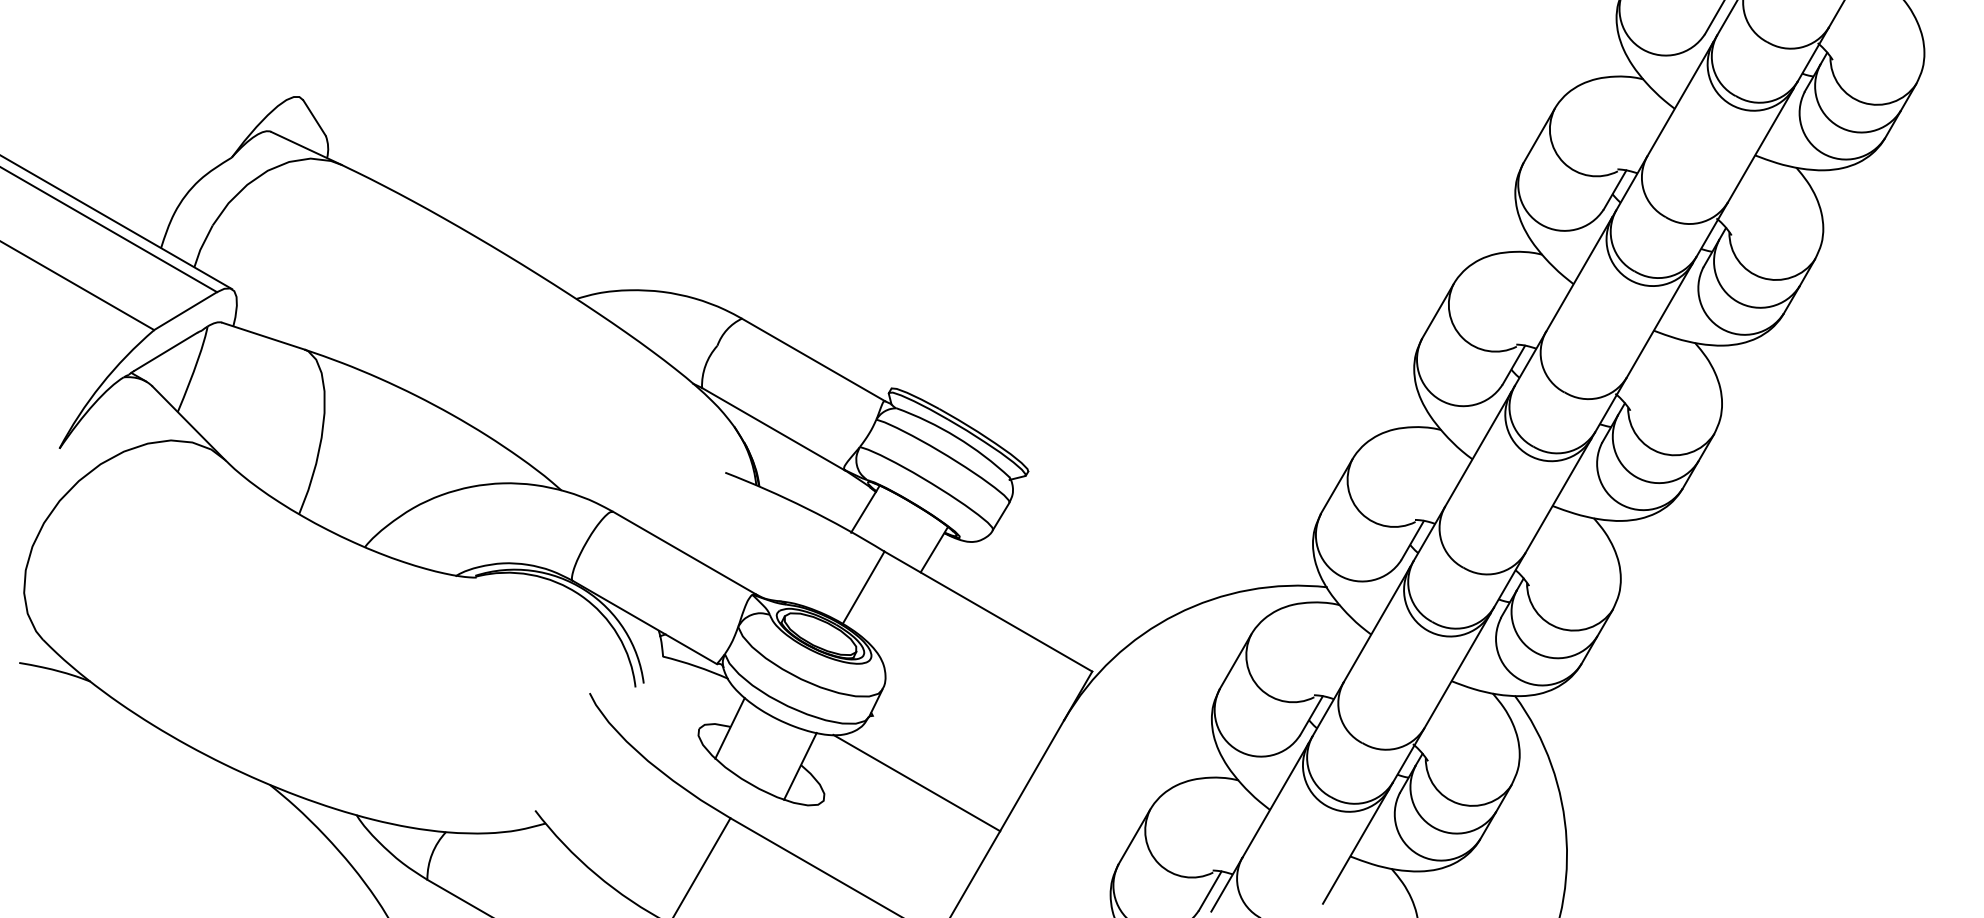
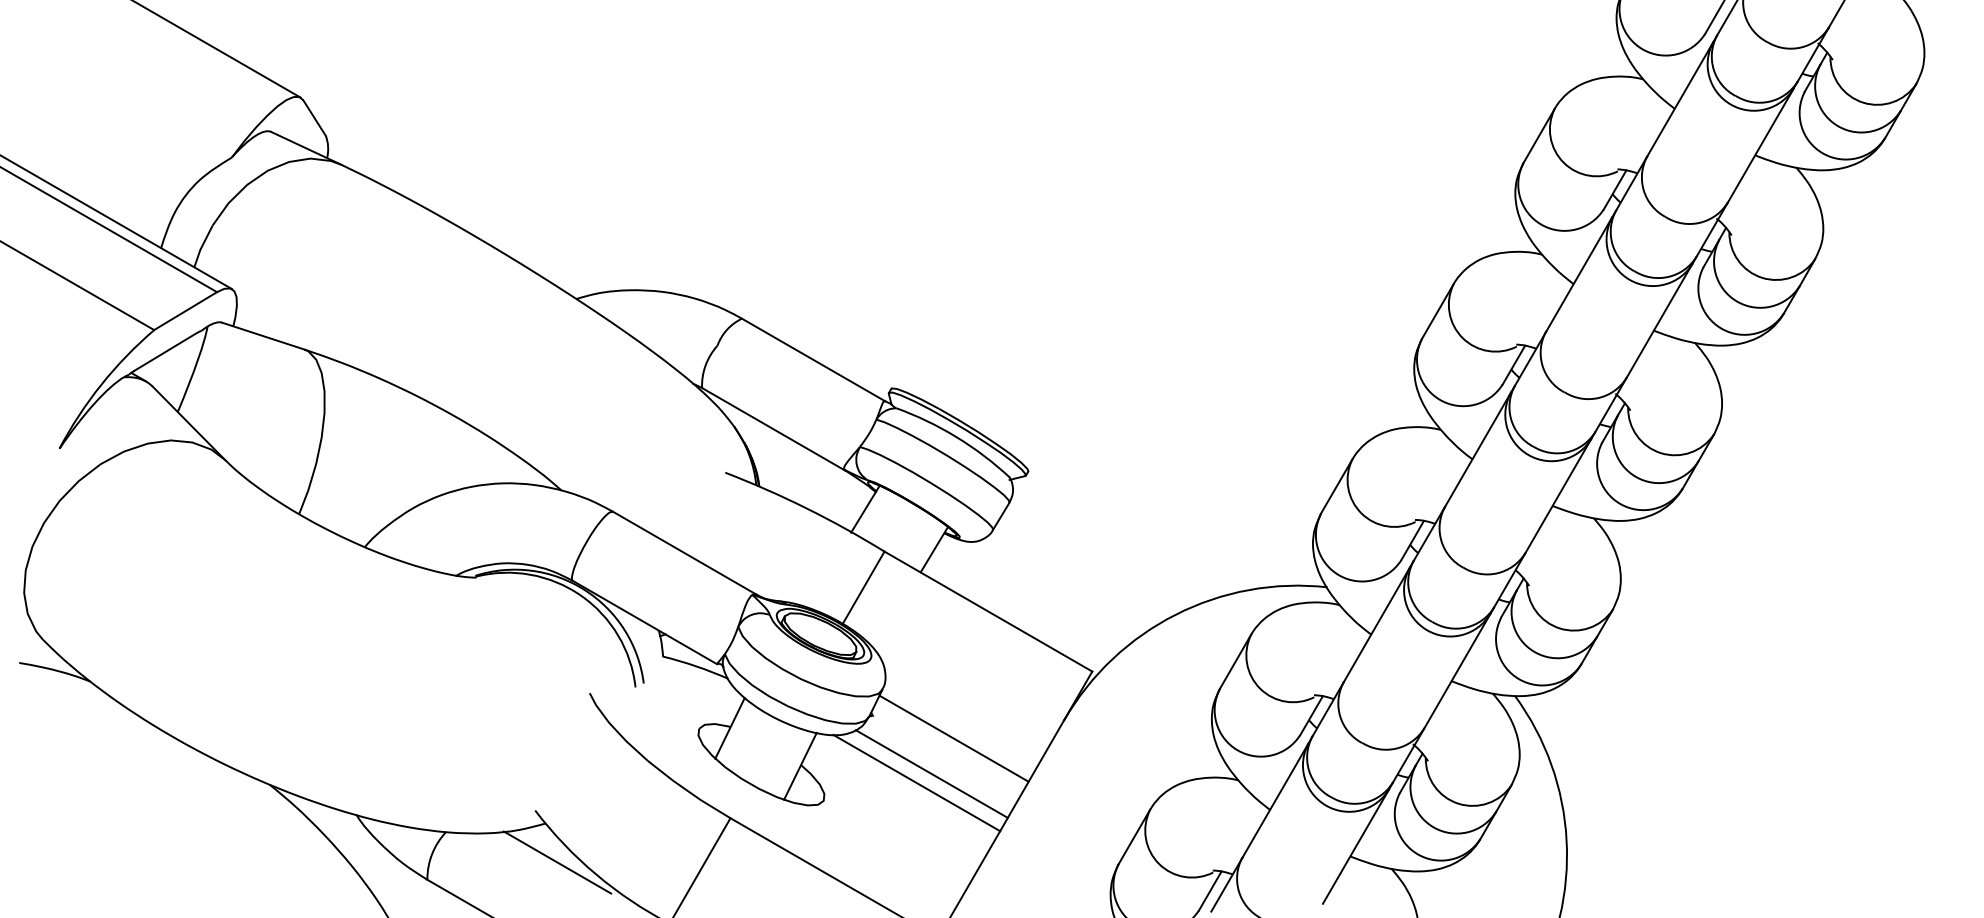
line: none -> present (217, 49)
line: none -> present (953, 738)
line: none -> present (931, 773)
line: none -> present (557, 862)
